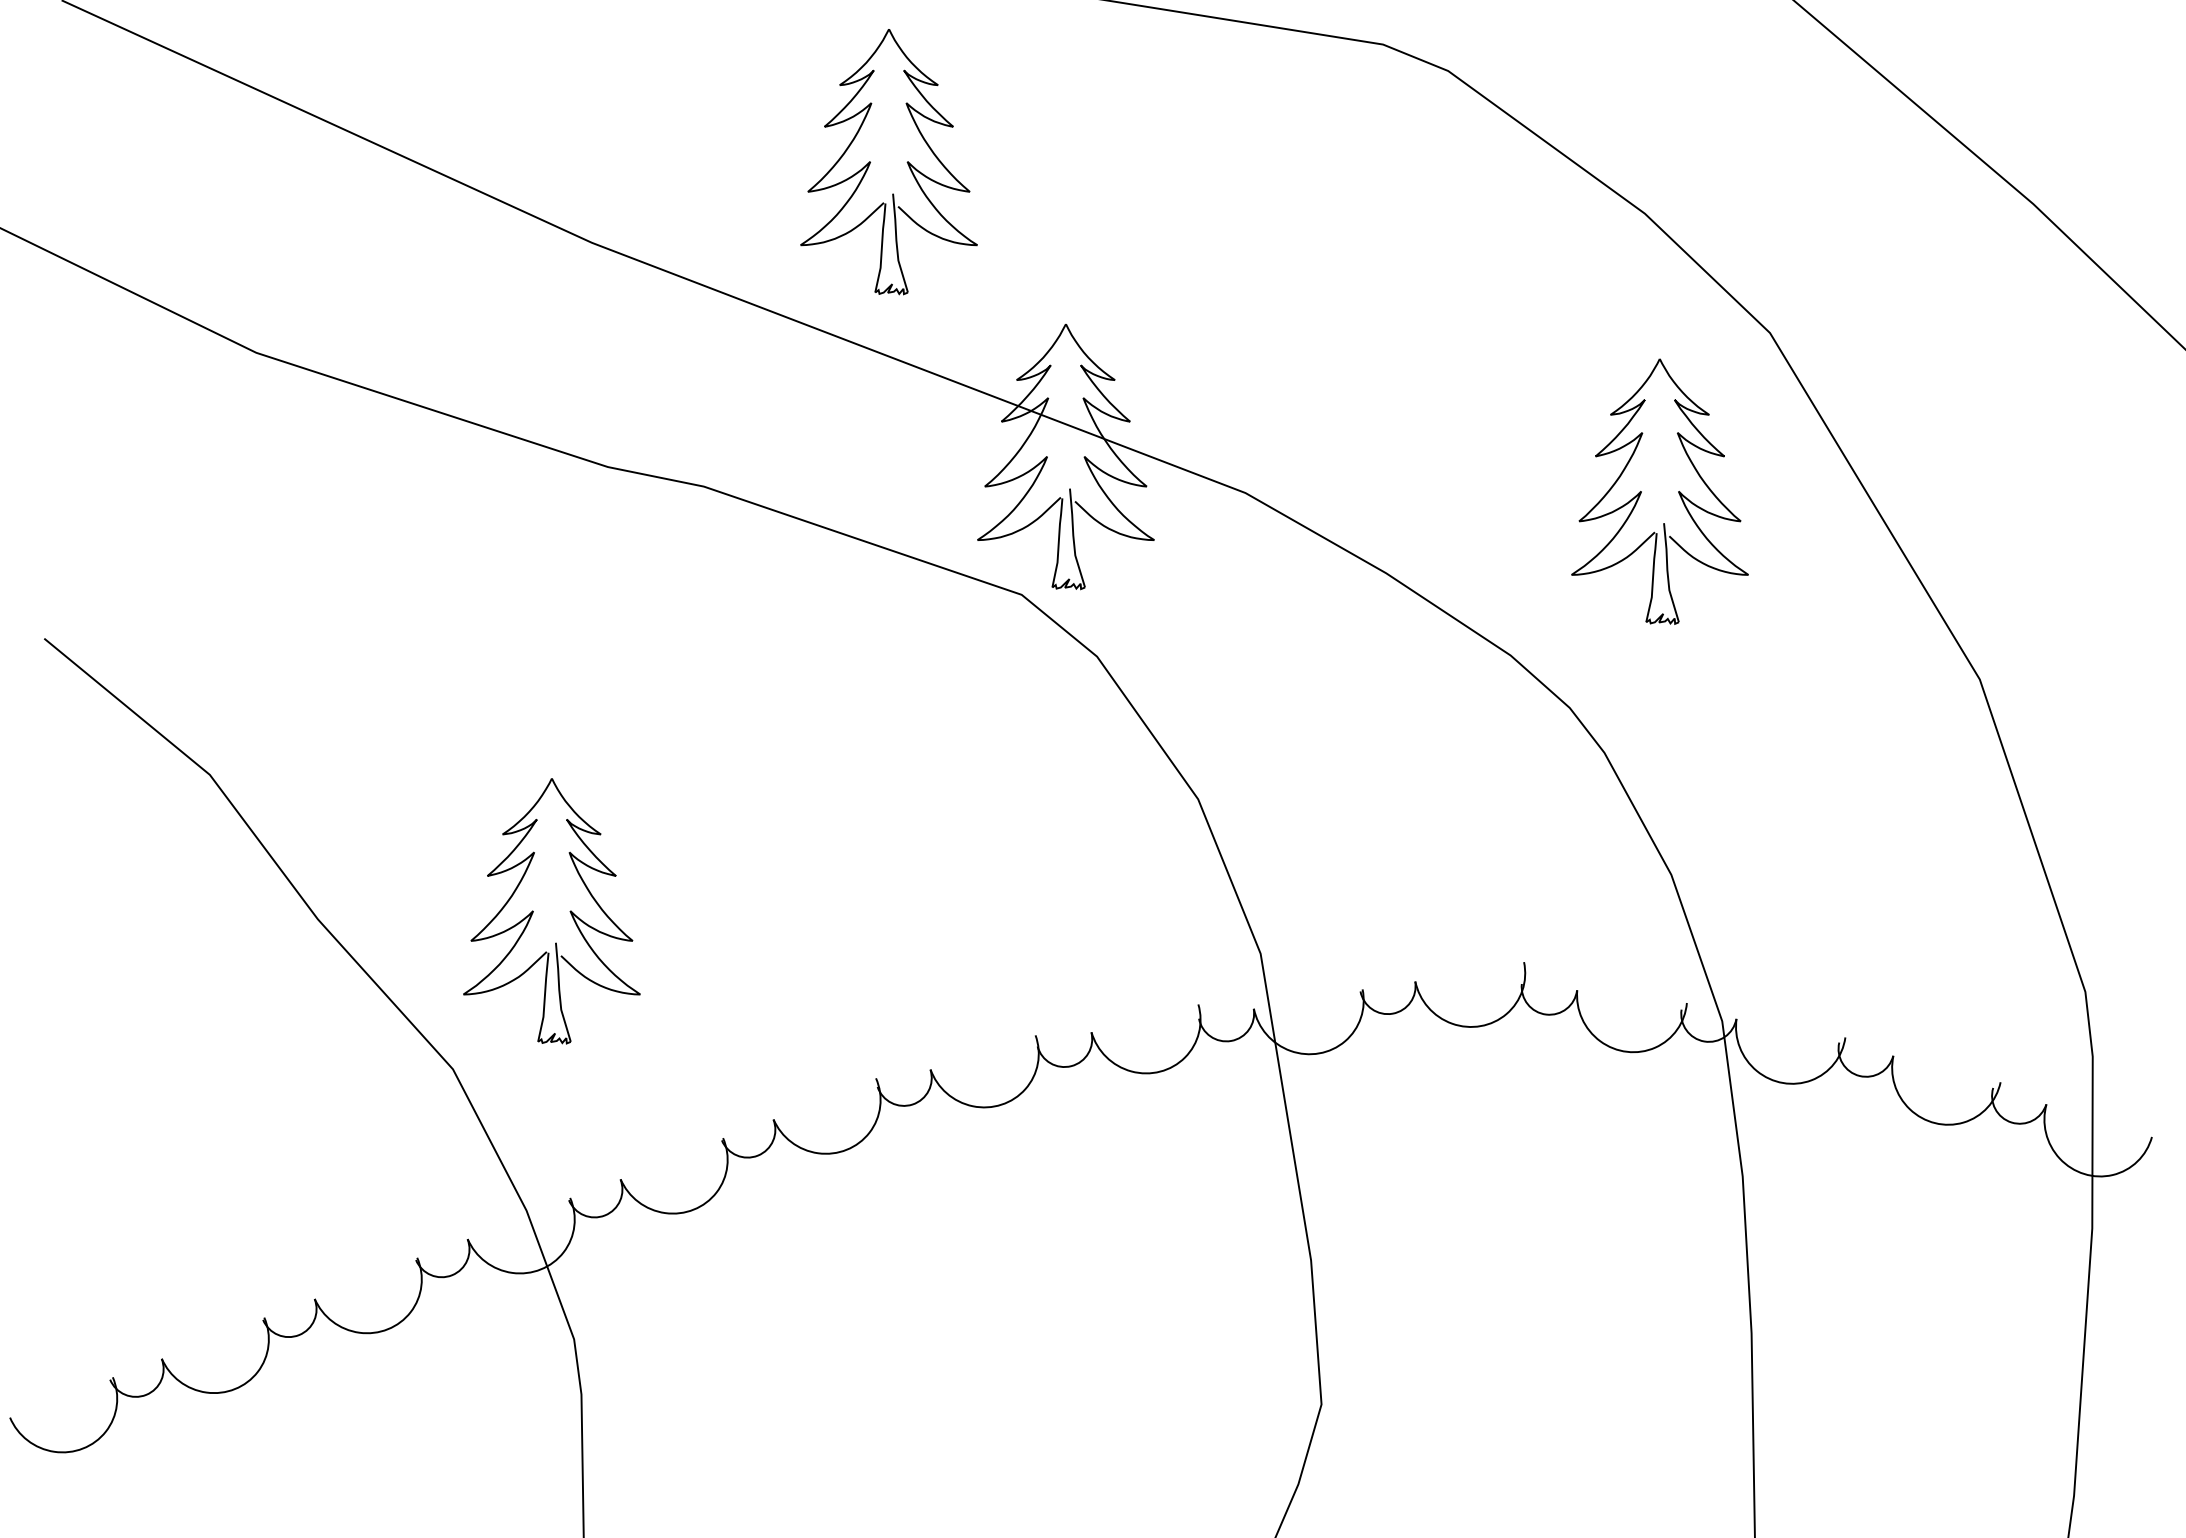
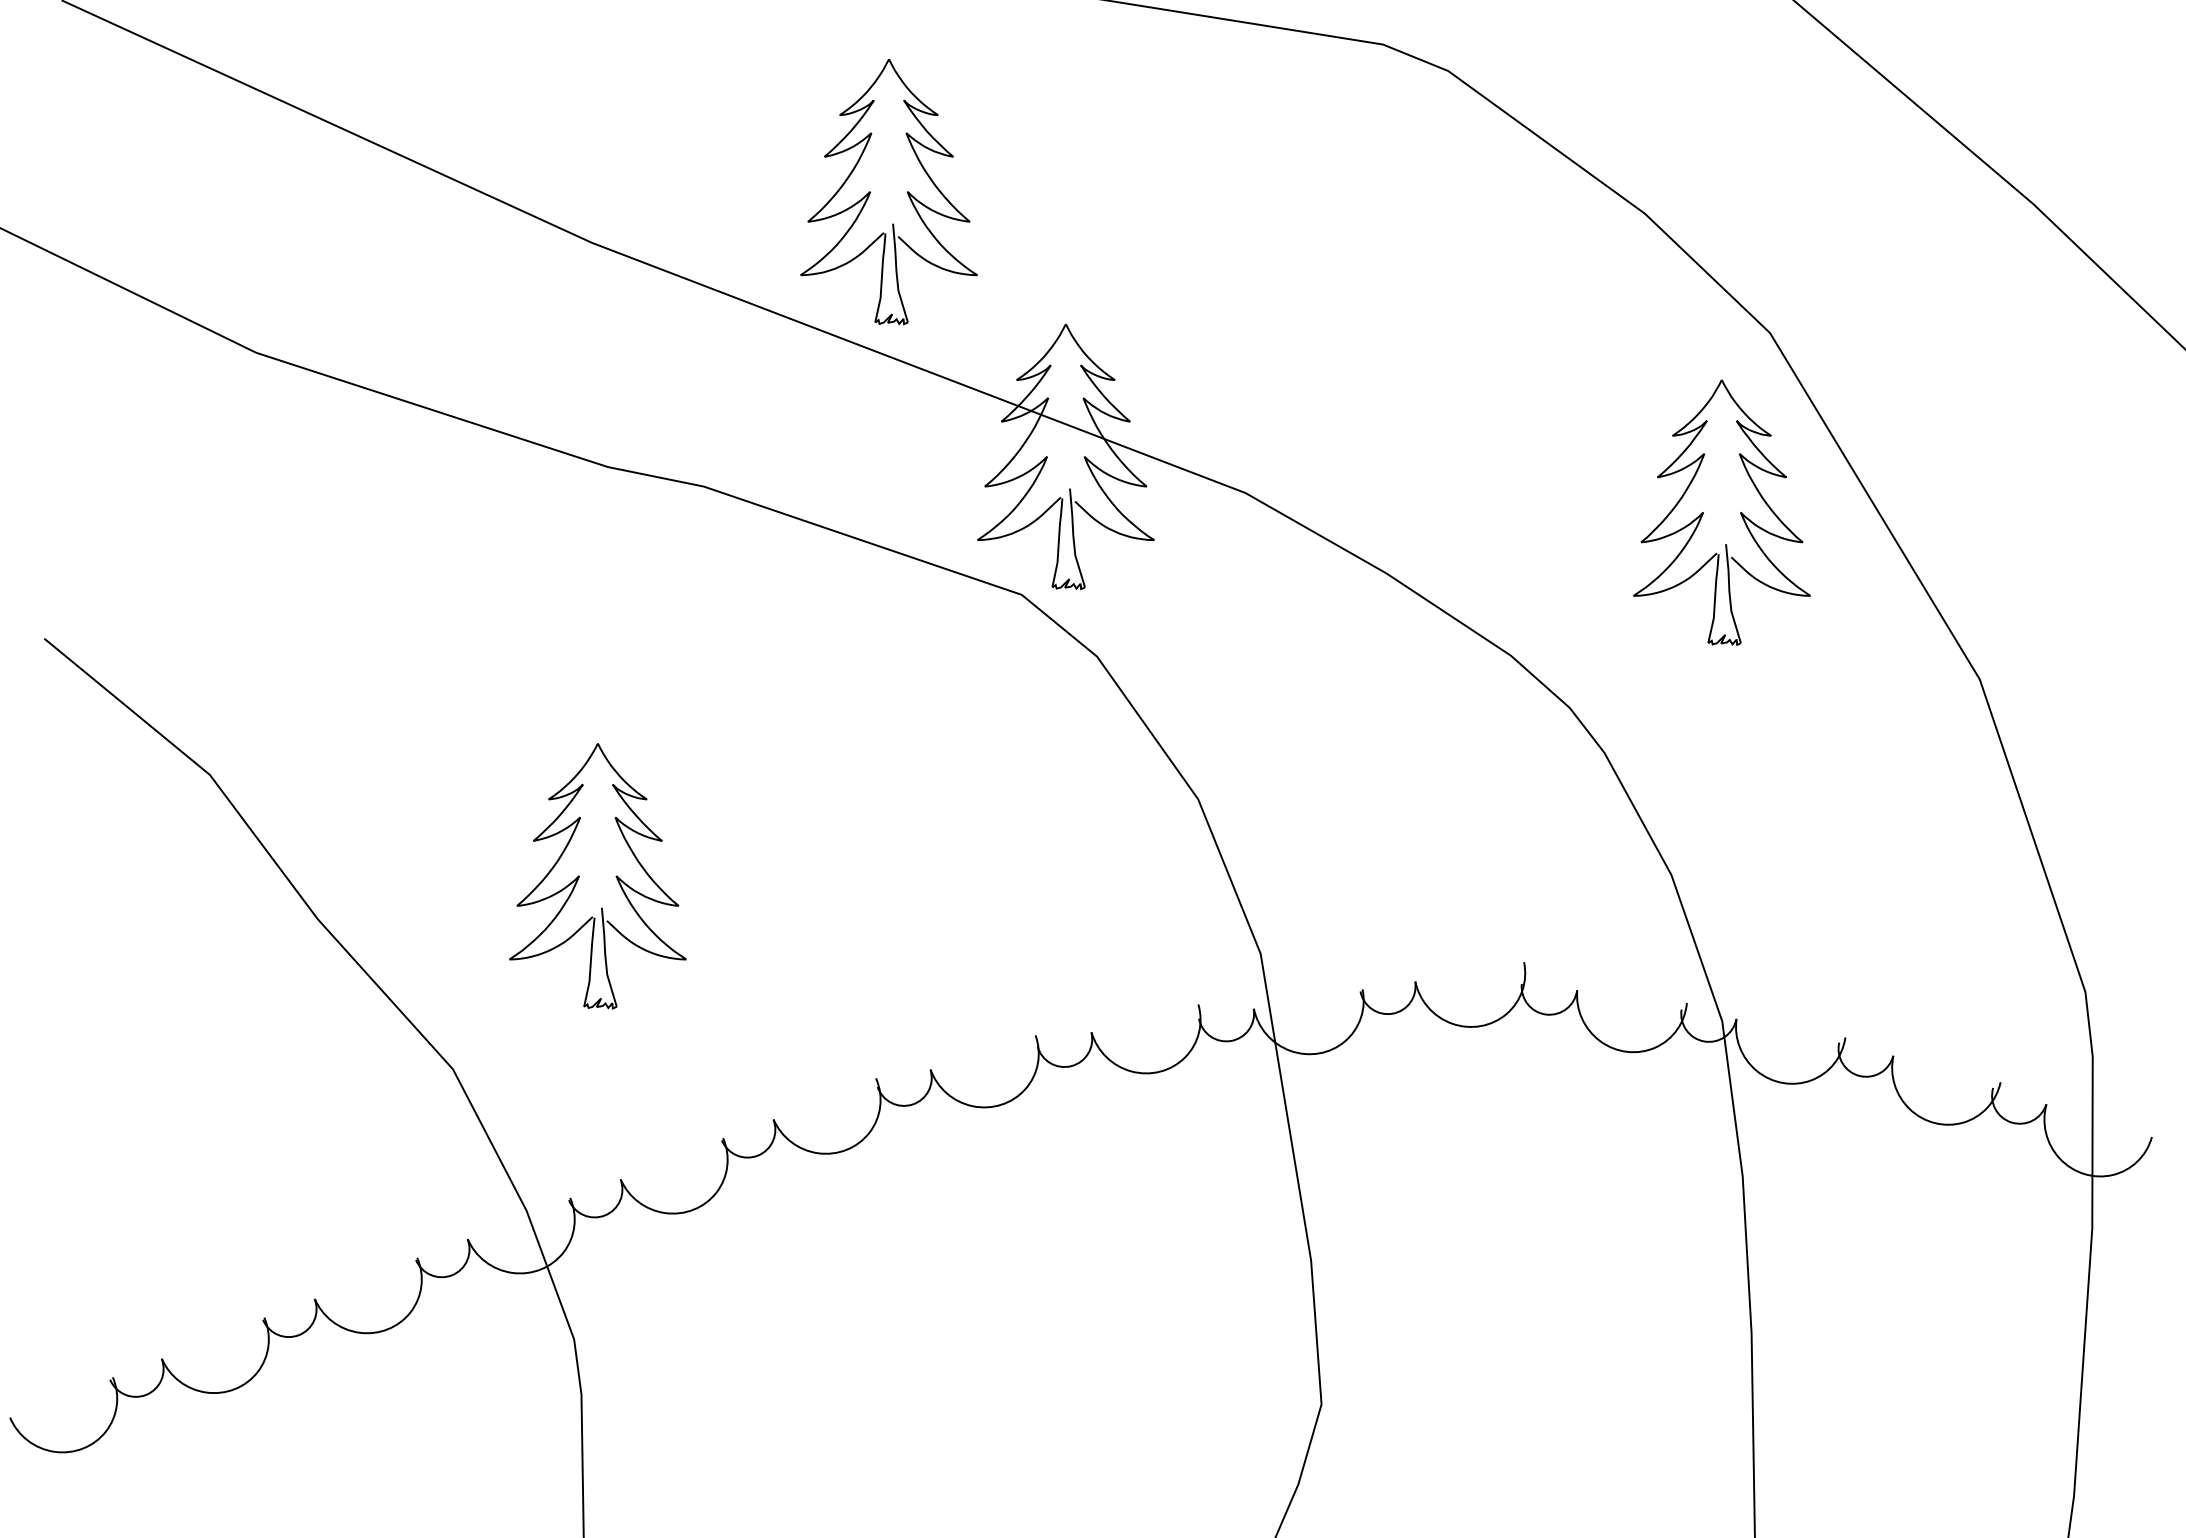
part position: (870, 162) -> (870, 192) (870, 192)
part position: (1641, 491) -> (1703, 512) (1703, 512)
part position: (533, 911) -> (579, 876) (579, 876)
